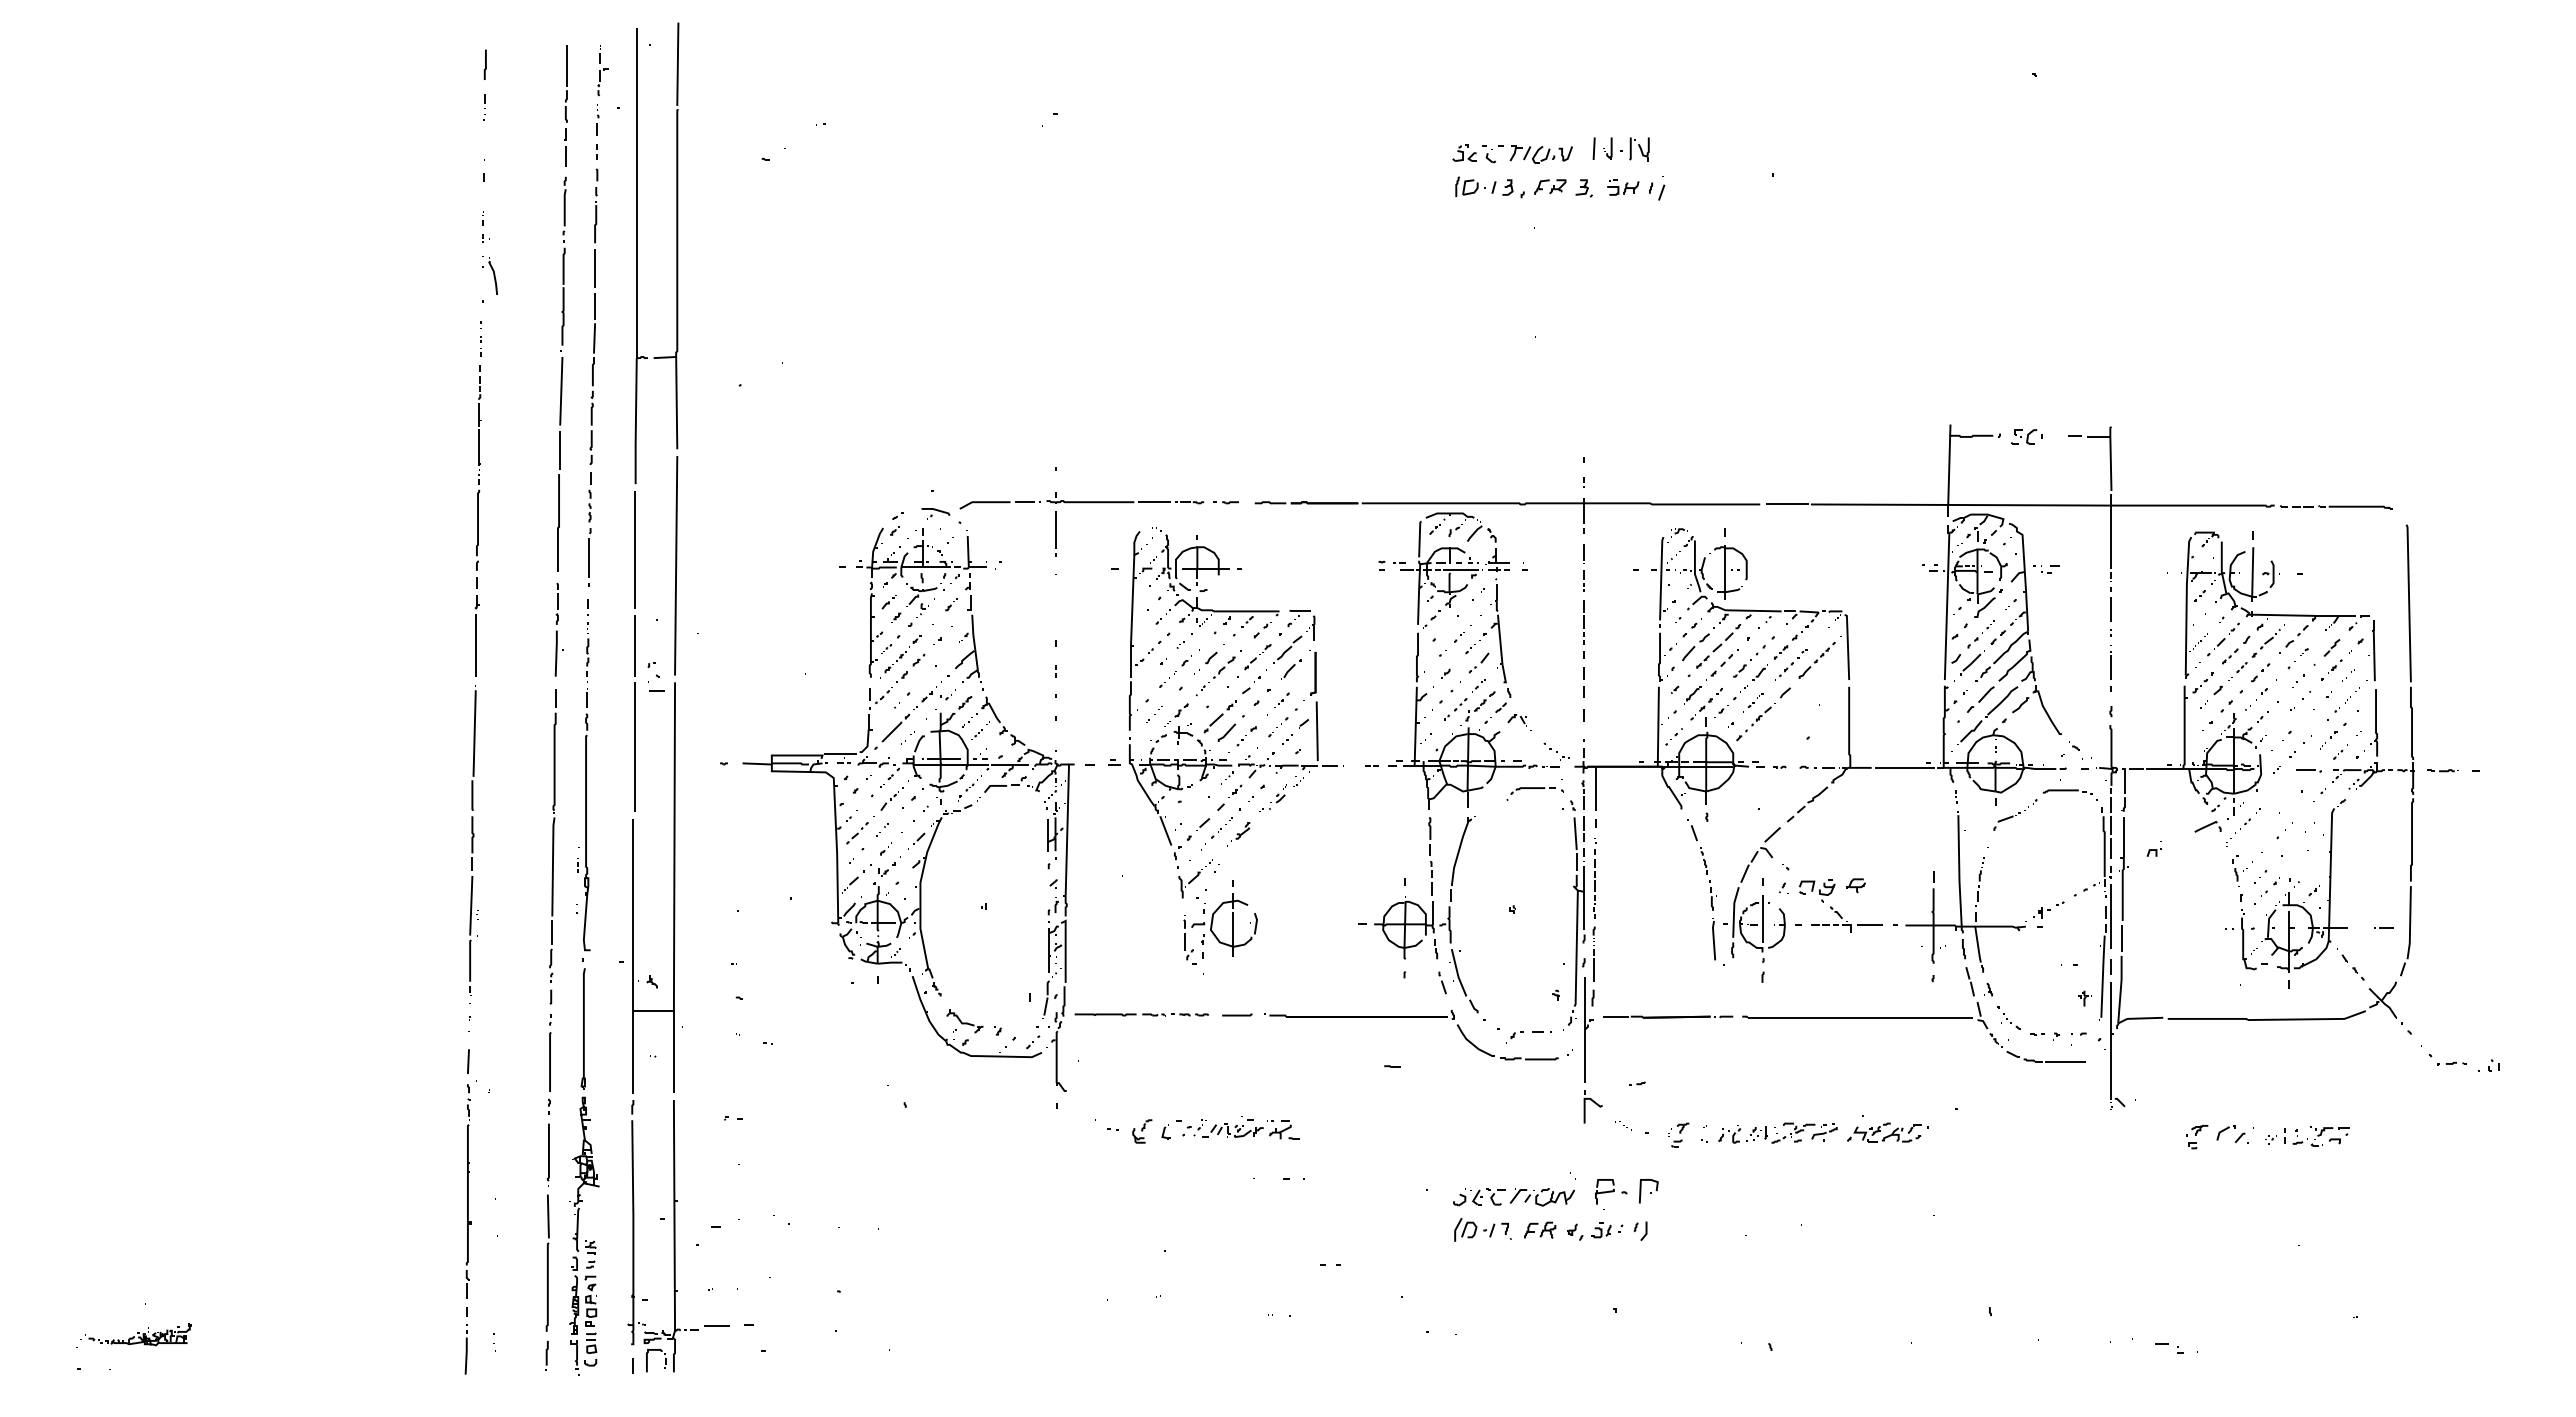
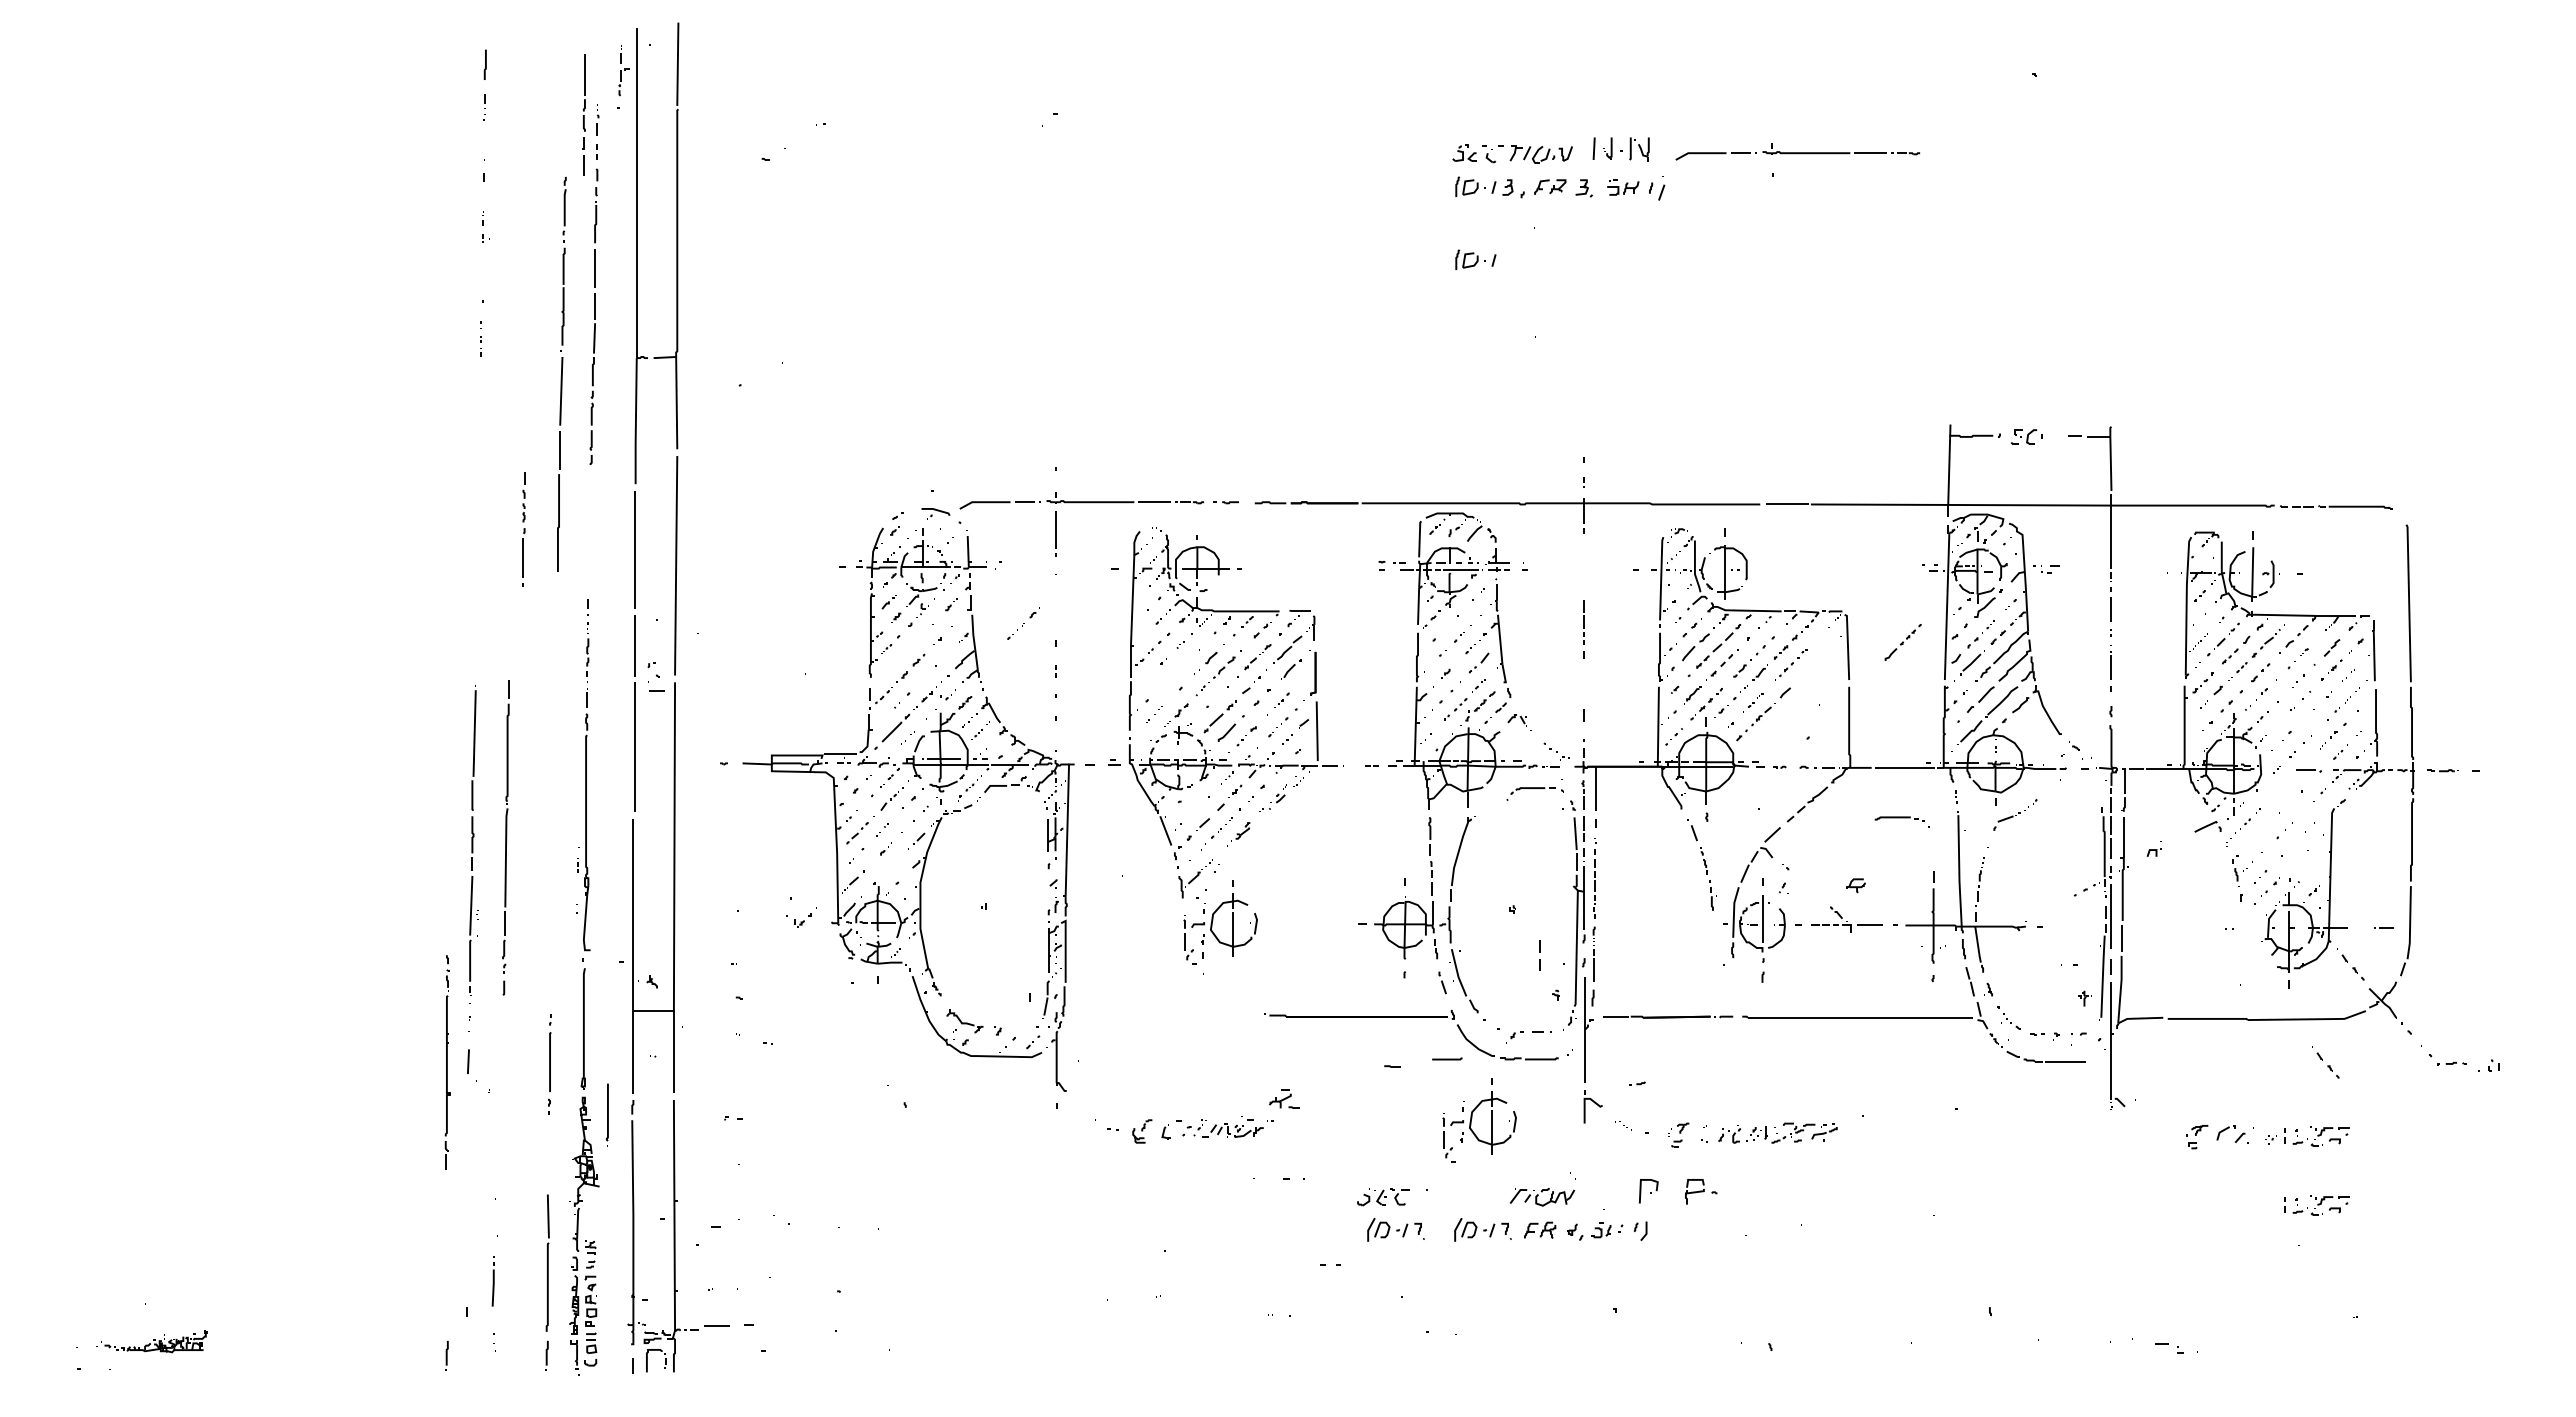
part position: (602, 70) -> (623, 70) (623, 70)
part position: (565, 105) -> (583, 114) (583, 114)
part: none -> present (1797, 151)
part: none -> present (1475, 259)
part: present -> none (489, 275)
part: present -> none (477, 520)
part position: (589, 529) -> (523, 529) (523, 529)
line: present -> none (1583, 570)
part: present -> none (558, 629)
part: present -> none (900, 656)
part position: (1816, 660) -> (1902, 642) (1902, 642)
part position: (1175, 671) -> (1023, 623) (1023, 623)
line position: (1583, 679) -> (1539, 952) (1539, 952)
part position: (2069, 794) -> (1901, 821) (1901, 821)
part position: (552, 846) -> (505, 837) (505, 837)
part position: (885, 866) -> (801, 917) (801, 917)
part: present -> none (1817, 890)
part: present -> none (2048, 909)
line: present -> none (1713, 939)
part: present -> none (2256, 948)
part: present -> none (1141, 1014)
line position: (1237, 1014) -> (1447, 1058) (1447, 1058)
part: none -> present (2325, 1062)
part: none -> present (1472, 1118)
part position: (1284, 1129) -> (1284, 1098) (1284, 1098)
part: present -> none (1887, 1132)
part position: (547, 1154) -> (606, 1114) (606, 1114)
part position: (468, 1191) -> (447, 1062) (447, 1062)
part position: (1611, 1191) -> (1701, 1191) (1701, 1191)
part position: (1479, 1197) -> (1383, 1197) (1383, 1197)
part: none -> present (2316, 1205)
part: none -> present (1395, 1229)
part position: (135, 1334) -> (151, 1341) (151, 1341)
line position: (465, 1349) -> (492, 1281) (492, 1281)
line: none -> present (446, 1355)
